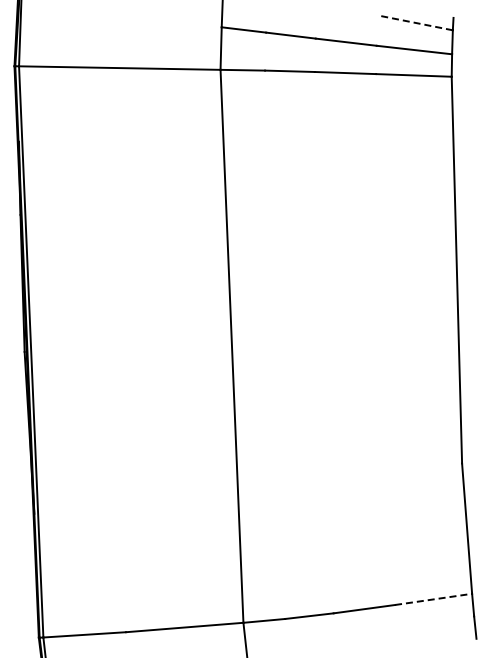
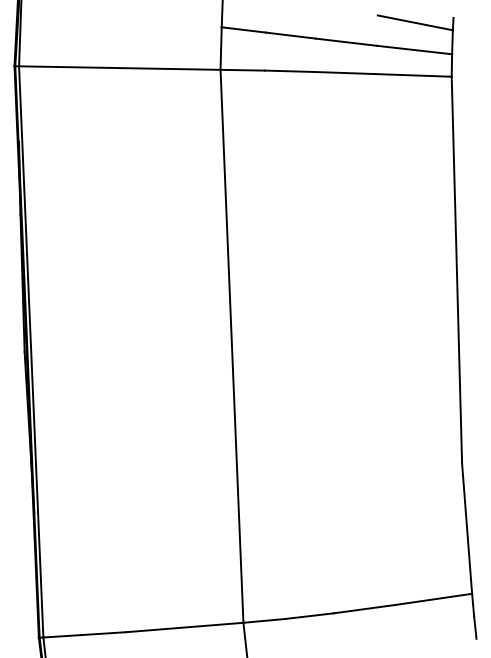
line: dashed -> solid (414, 22)
line: dashed -> solid (433, 599)
